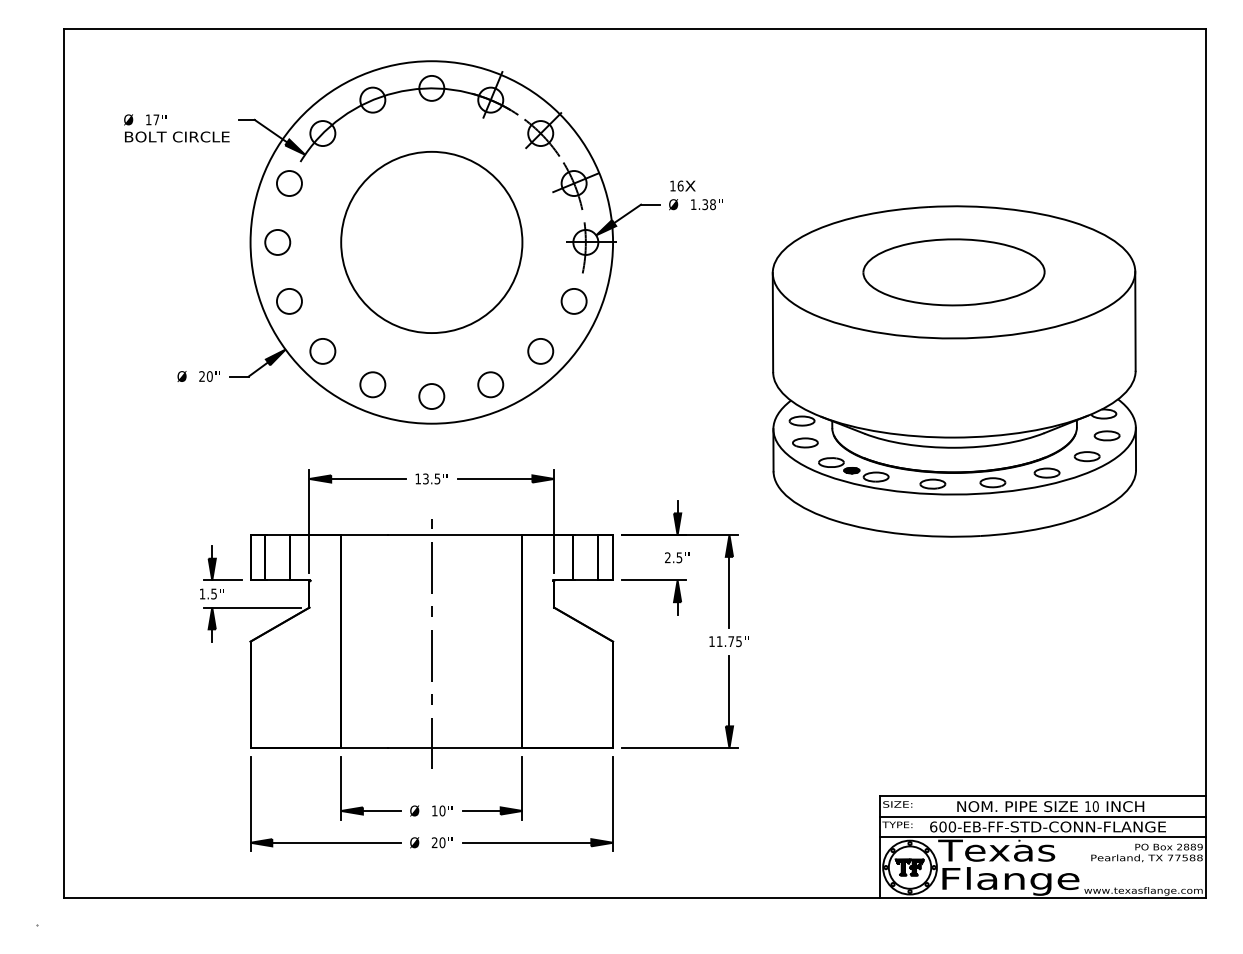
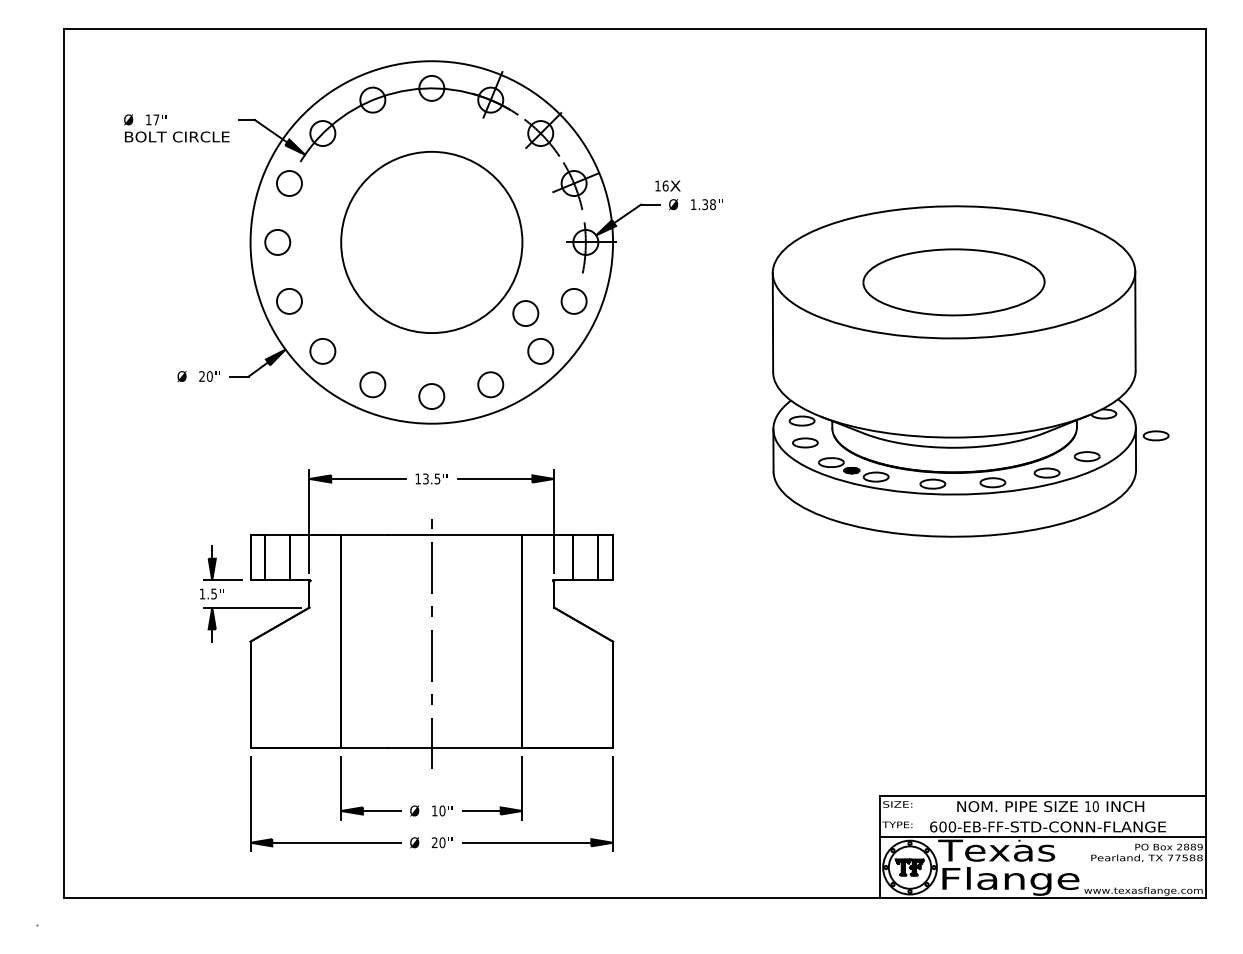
text position: (682, 185) -> (667, 185) (667, 185)
part position: (953, 272) -> (953, 282) (953, 282)
circle: none -> present (525, 313)
part position: (1106, 435) -> (1155, 435) (1155, 435)
part: present -> none (678, 615)
line: present -> none (1042, 816)
